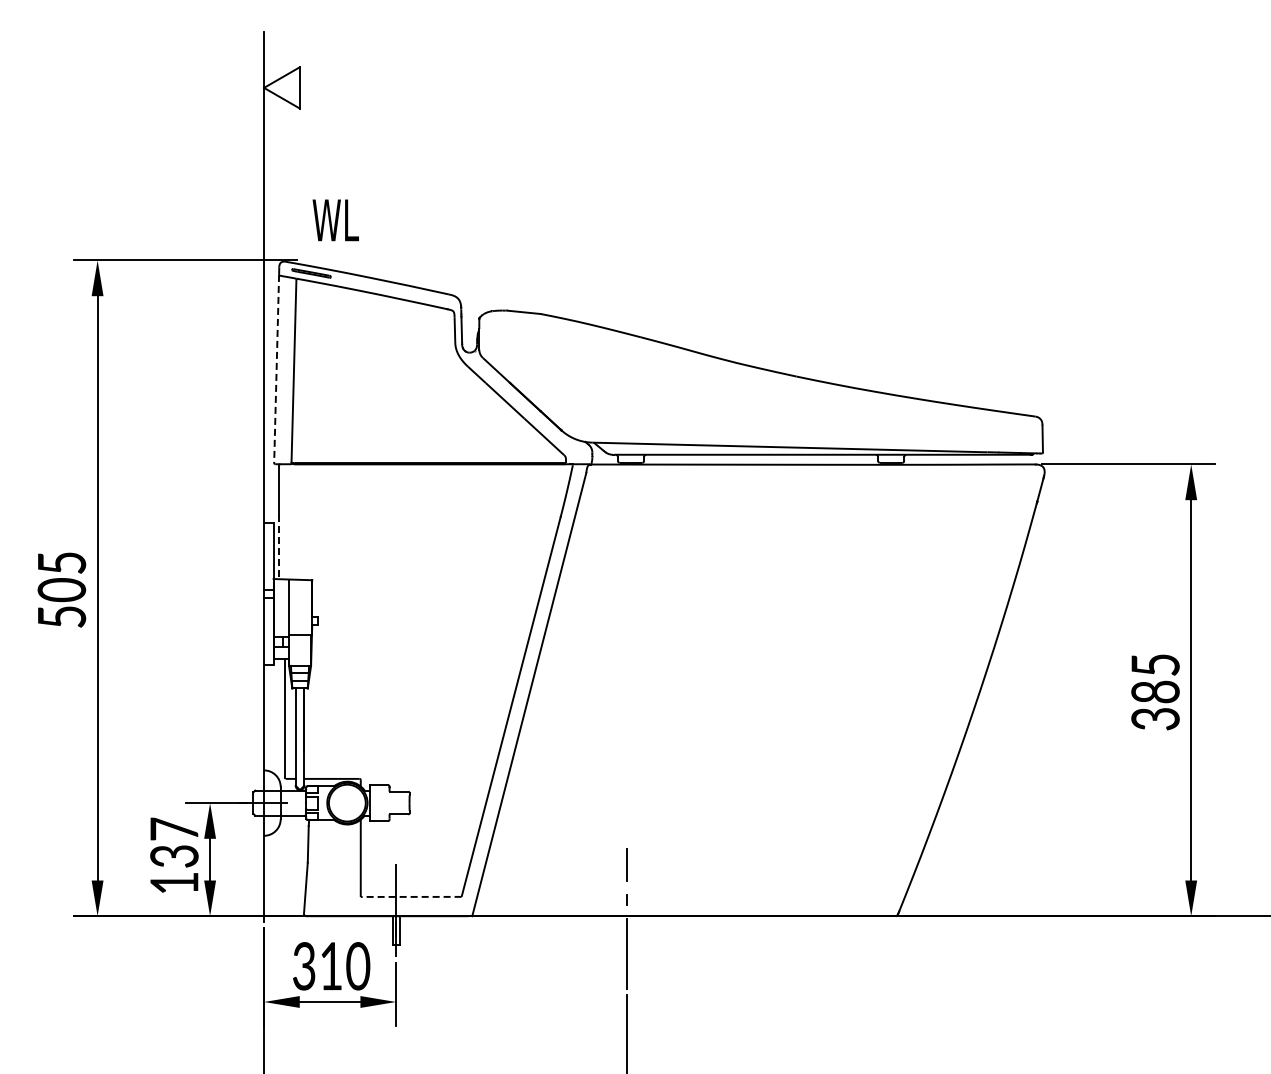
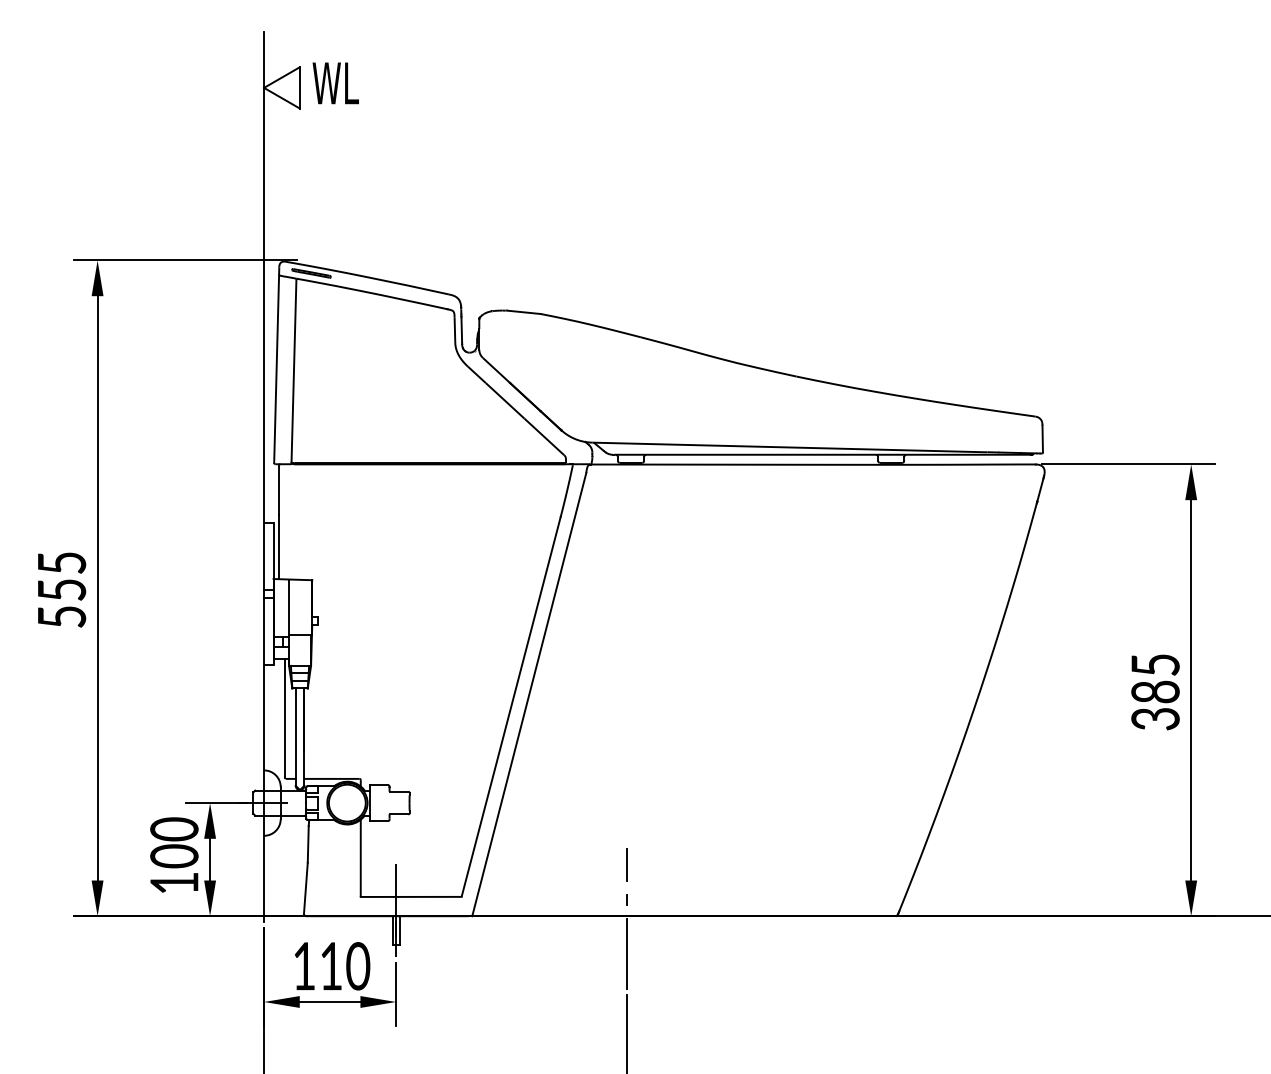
text position: (335, 220) -> (335, 83) (335, 83)
line: dashed -> solid (276, 369)
line: dashed -> solid (279, 547)
text: 505 -> 555 (61, 590)
text: 137 -> 100 (174, 842)
line: dashed -> solid (410, 896)
text: 310 -> 110 (304, 966)
